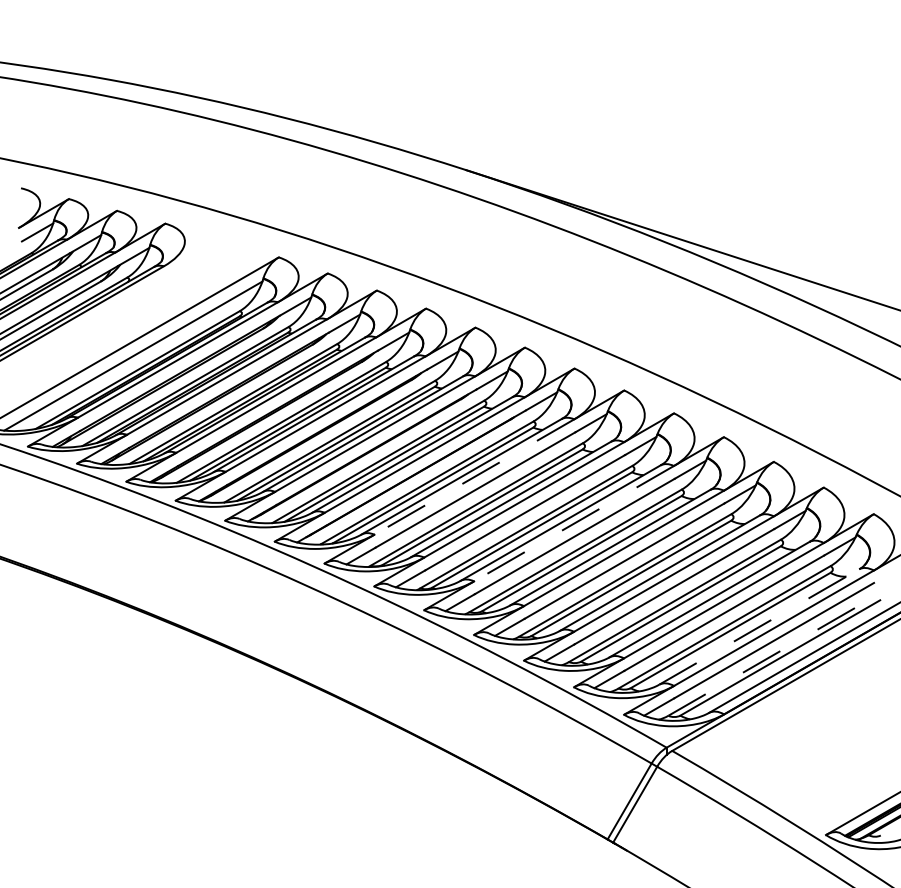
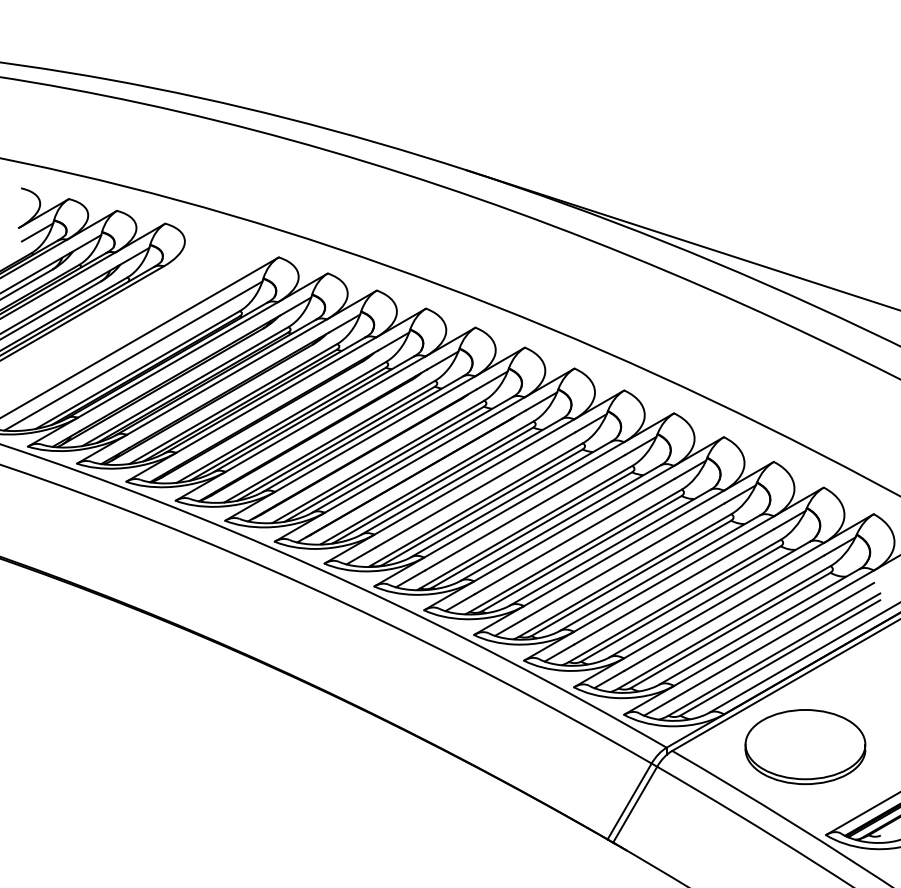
line: dashed -> solid (473, 477)
line: dashed -> solid (573, 523)
line: dashed -> solid (759, 626)
line: dashed -> solid (774, 654)
part: none -> present (805, 747)
